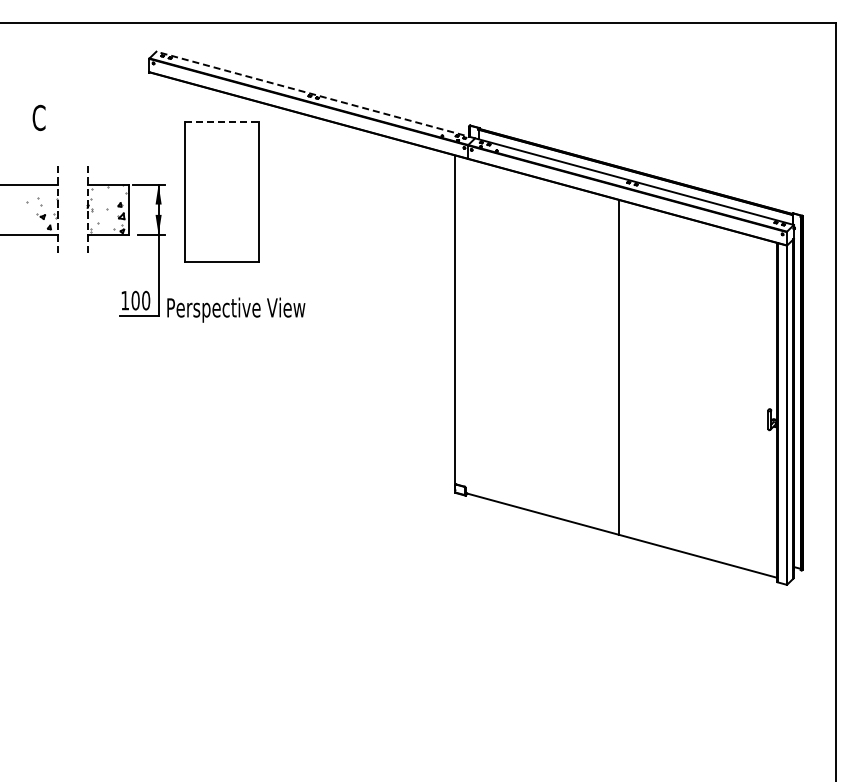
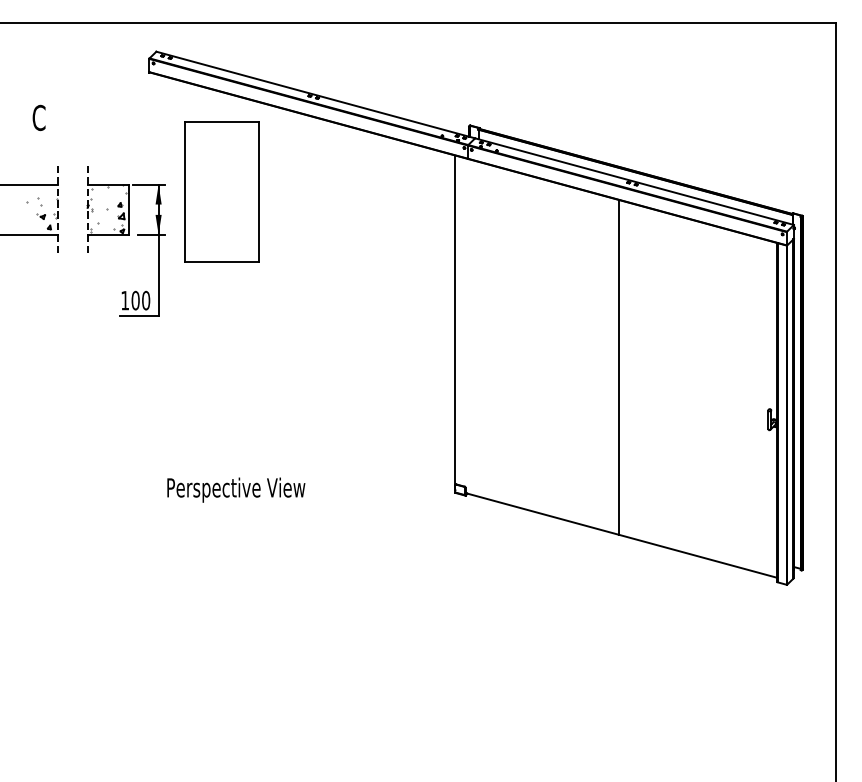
line: dashed -> solid (315, 94)
line: dashed -> solid (221, 122)
text position: (236, 309) -> (236, 489) (236, 489)
